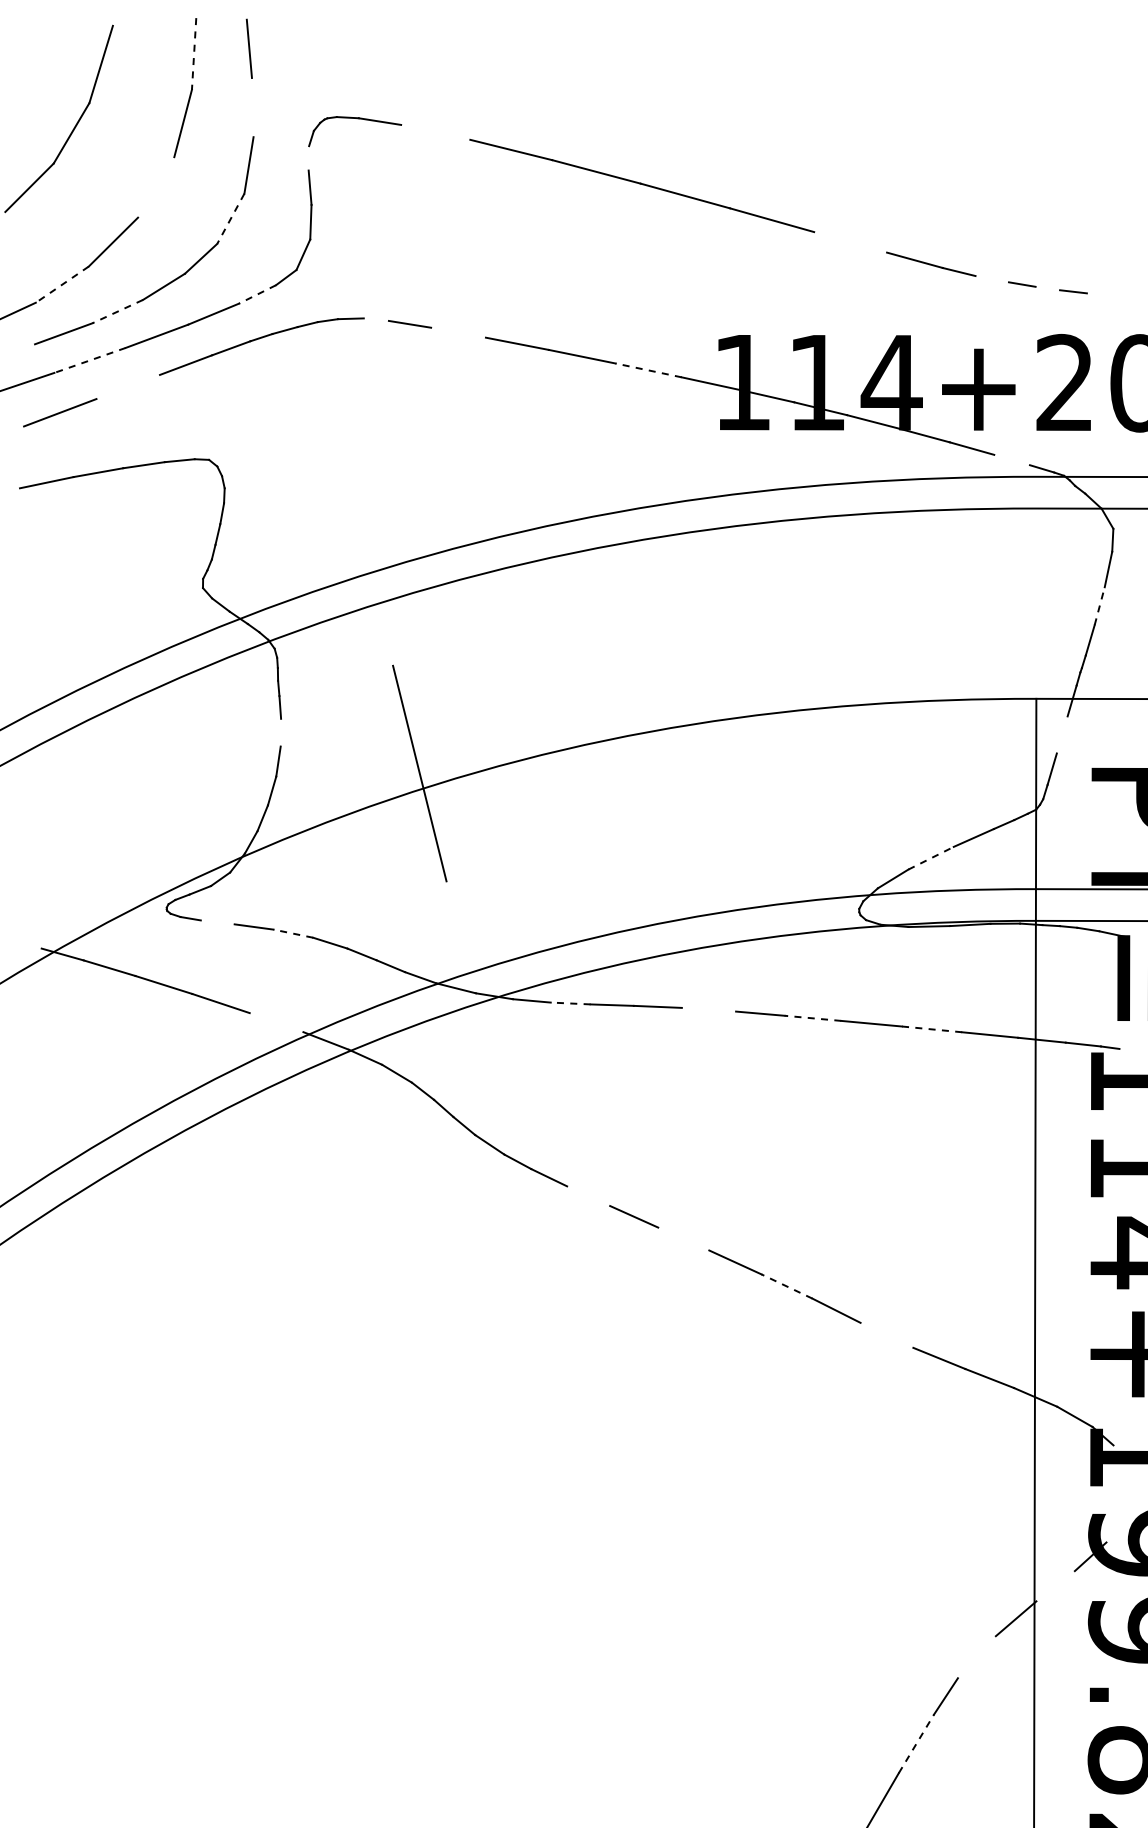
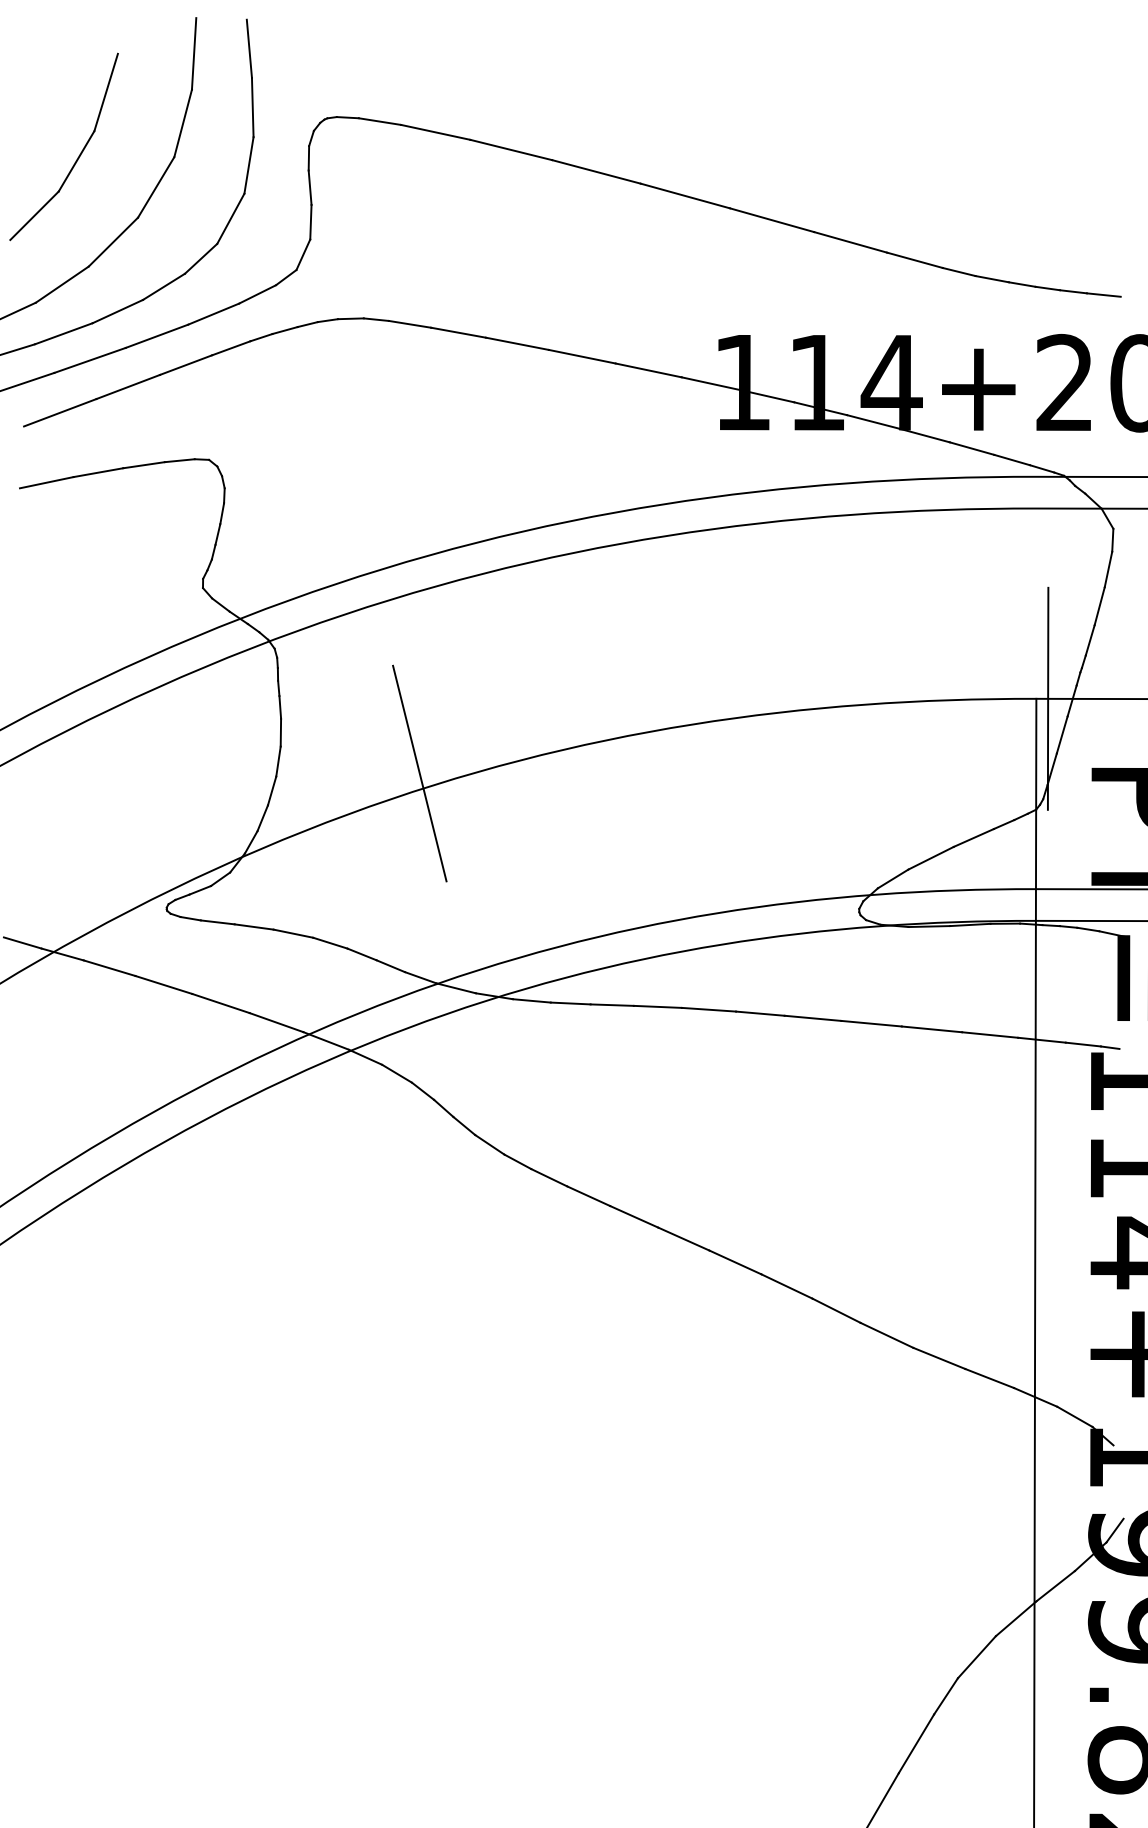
line: dashed -> solid (194, 53)
line: none -> present (252, 107)
part position: (73, 127) -> (78, 155) (78, 155)
line: none -> present (435, 131)
line: none -> present (308, 158)
line: none -> present (156, 187)
line: dashed -> solid (230, 218)
line: none -> present (850, 242)
line: none -> present (991, 279)
line: dashed -> solid (61, 284)
line: none -> present (1047, 288)
line: dashed -> solid (257, 294)
line: none -> present (1103, 294)
line: dashed -> solid (117, 311)
line: none -> present (375, 319)
line: none -> present (458, 332)
line: none -> present (18, 349)
line: dashed -> solid (90, 360)
line: dashed -> solid (648, 370)
line: none -> present (127, 386)
line: none -> present (1011, 459)
line: dashed -> solid (1099, 606)
line: none -> present (1047, 698)
line: none -> present (280, 732)
line: none -> present (1061, 734)
line: dashed -> solid (931, 858)
line: none -> present (217, 922)
line: dashed -> solid (292, 933)
line: none -> present (22, 942)
line: dashed -> solid (570, 1003)
line: none -> present (708, 1009)
line: dashed -> solid (812, 1018)
line: none -> present (276, 1022)
line: dashed -> solid (931, 1029)
line: none -> present (588, 1196)
line: none -> present (683, 1238)
line: dashed -> solid (786, 1286)
line: none -> present (886, 1334)
line: none -> present (1114, 1530)
line: none -> present (1055, 1586)
line: none -> present (976, 1657)
line: dashed -> solid (916, 1743)
